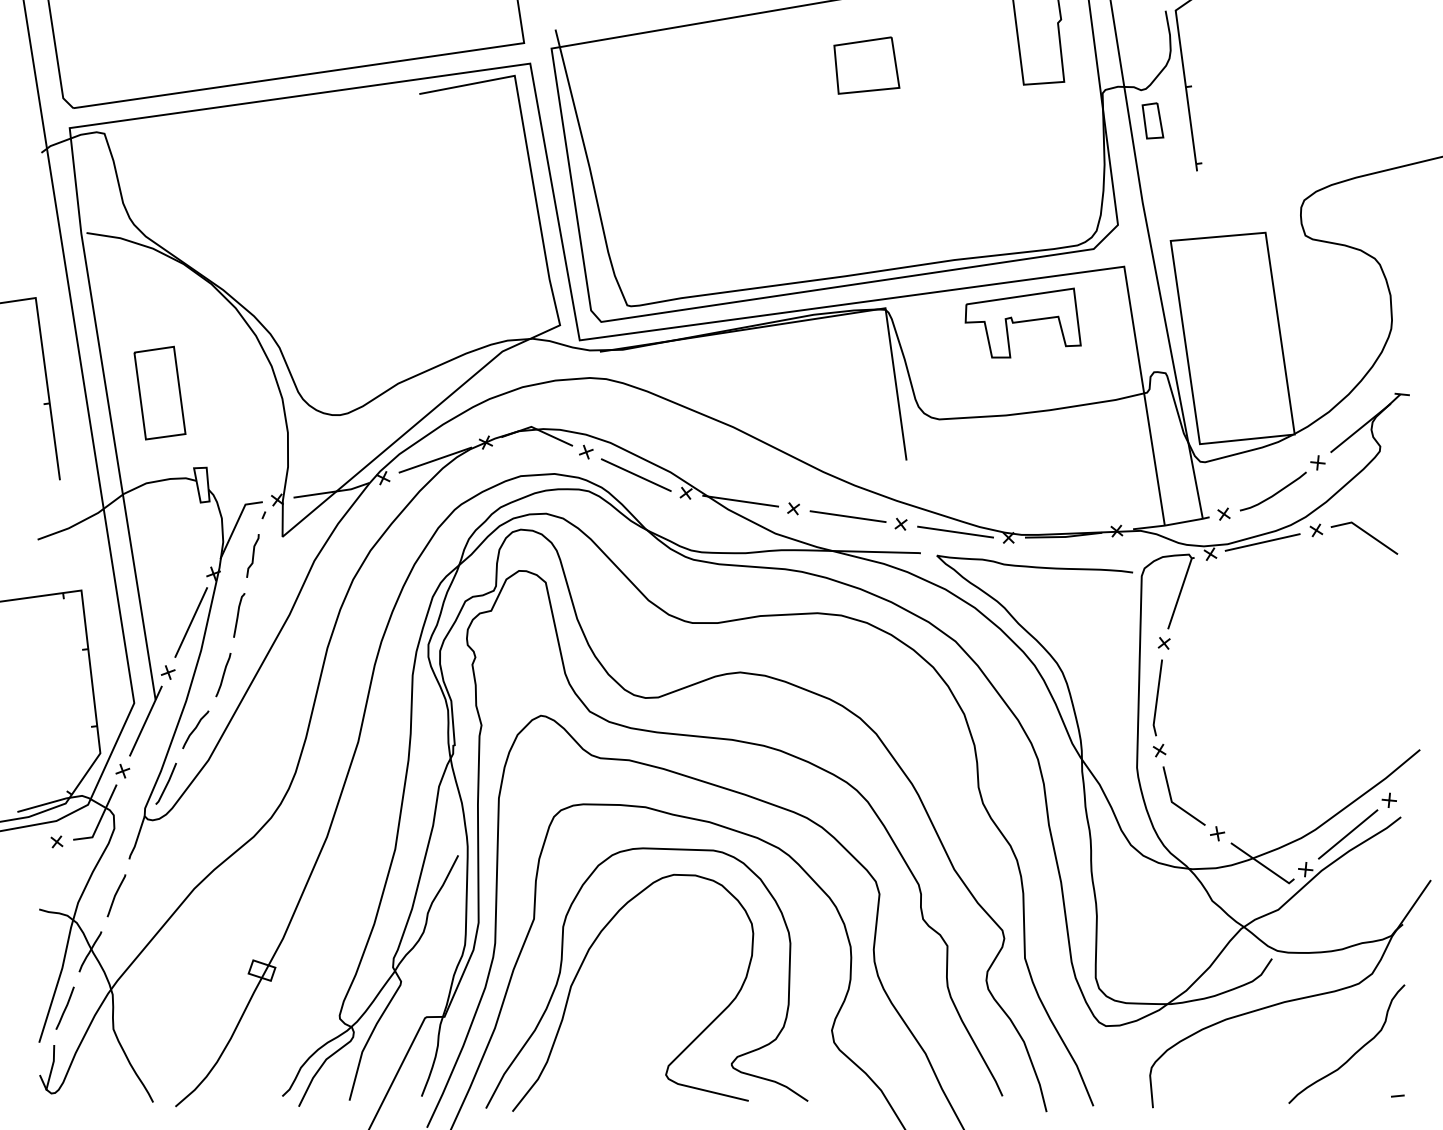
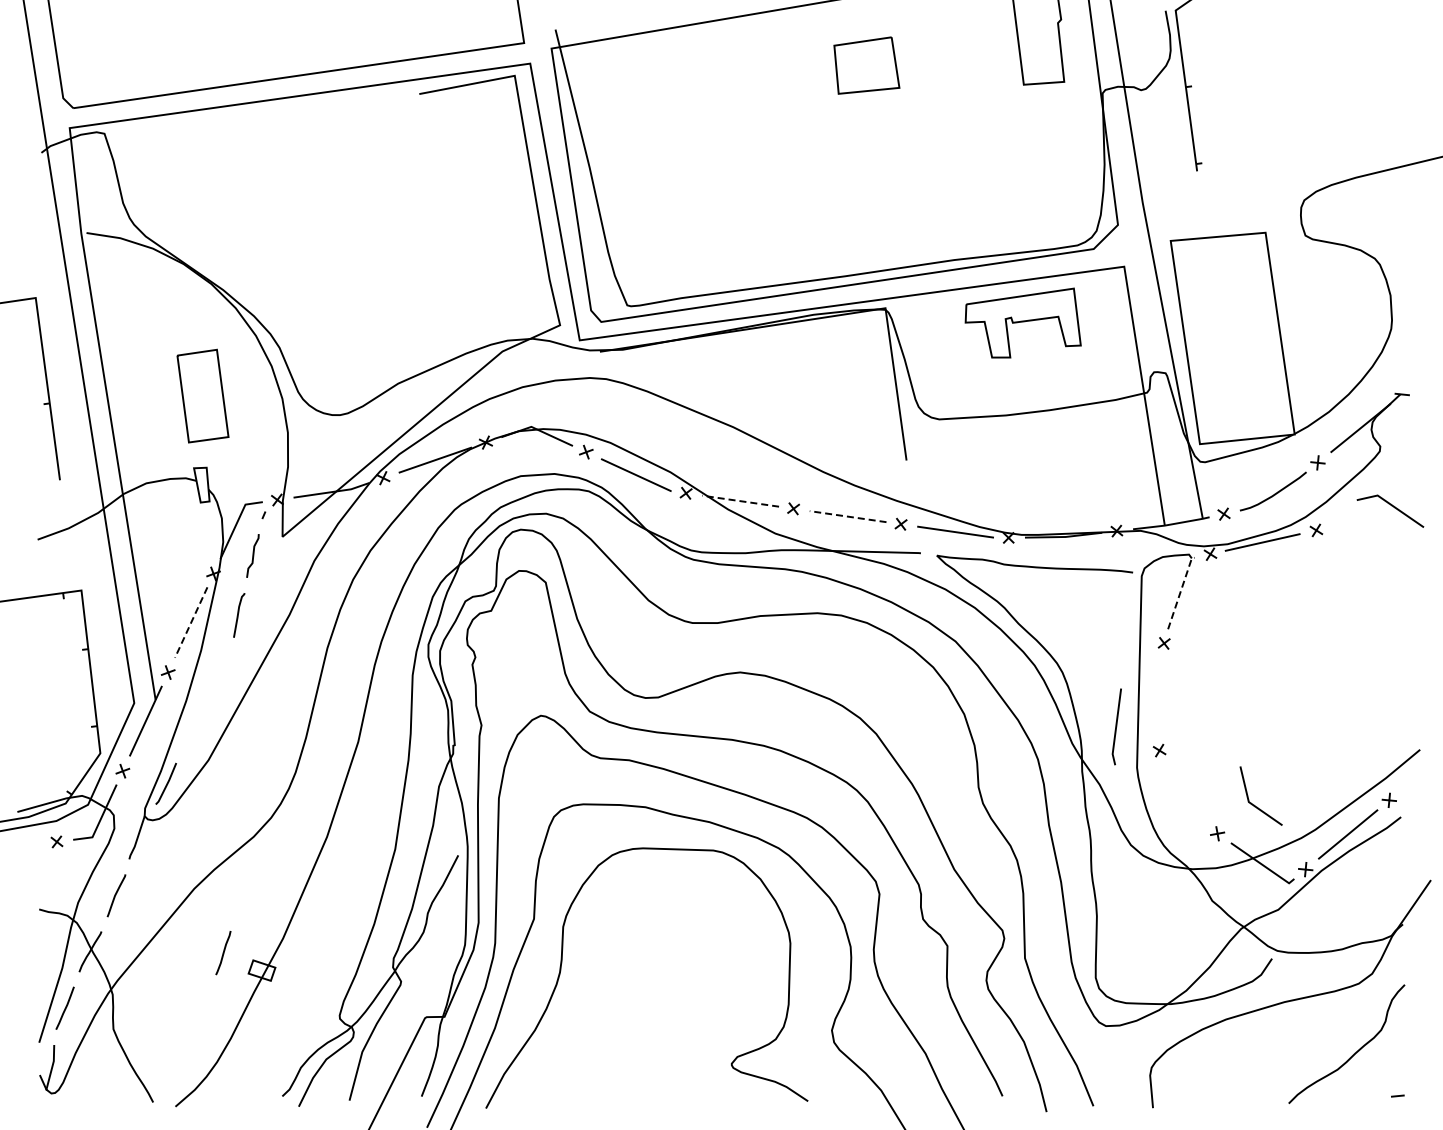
part: present -> none (1152, 120)
part position: (159, 392) -> (202, 395) (202, 395)
line: solid -> dashed (739, 501)
line: solid -> dashed (848, 516)
line position: (1365, 533) -> (1391, 506) (1391, 506)
line: solid -> dashed (1180, 591)
line: solid -> dashed (191, 622)
line position: (223, 675) -> (223, 953) (223, 953)
line position: (1157, 697) -> (1116, 726) (1116, 726)
curve: present -> none (195, 729)
line position: (1177, 804) -> (1254, 804) (1254, 804)
curve: present -> none (581, 967)
